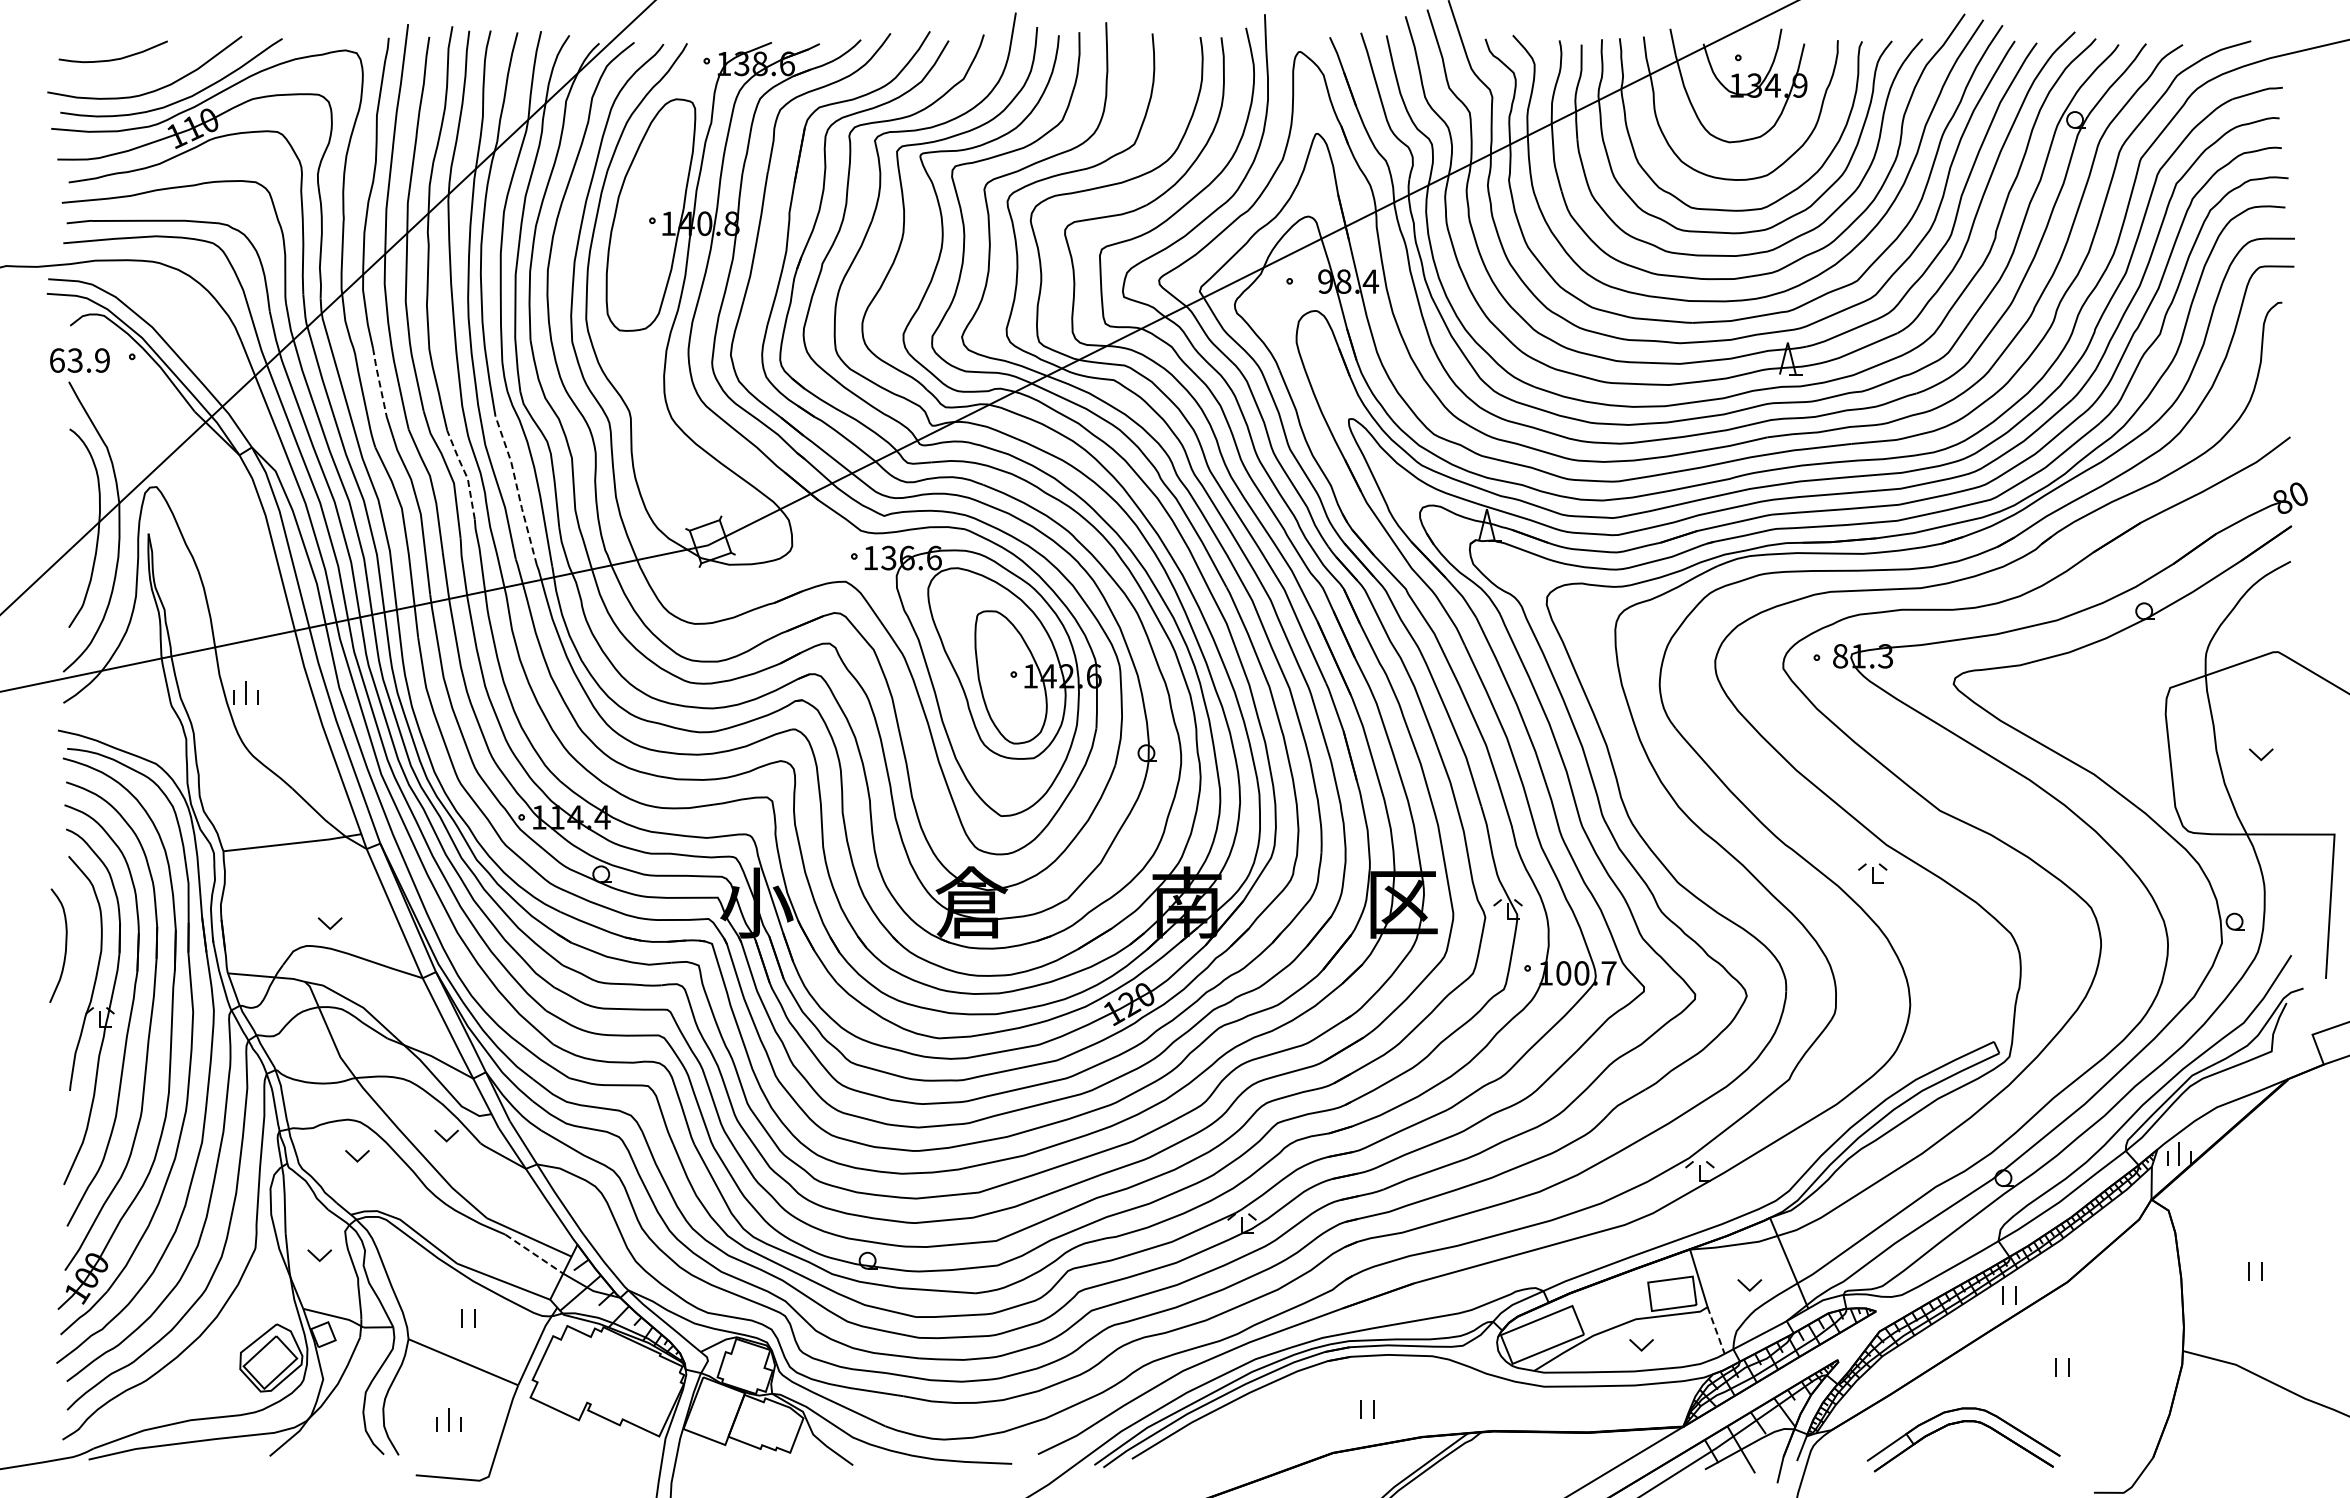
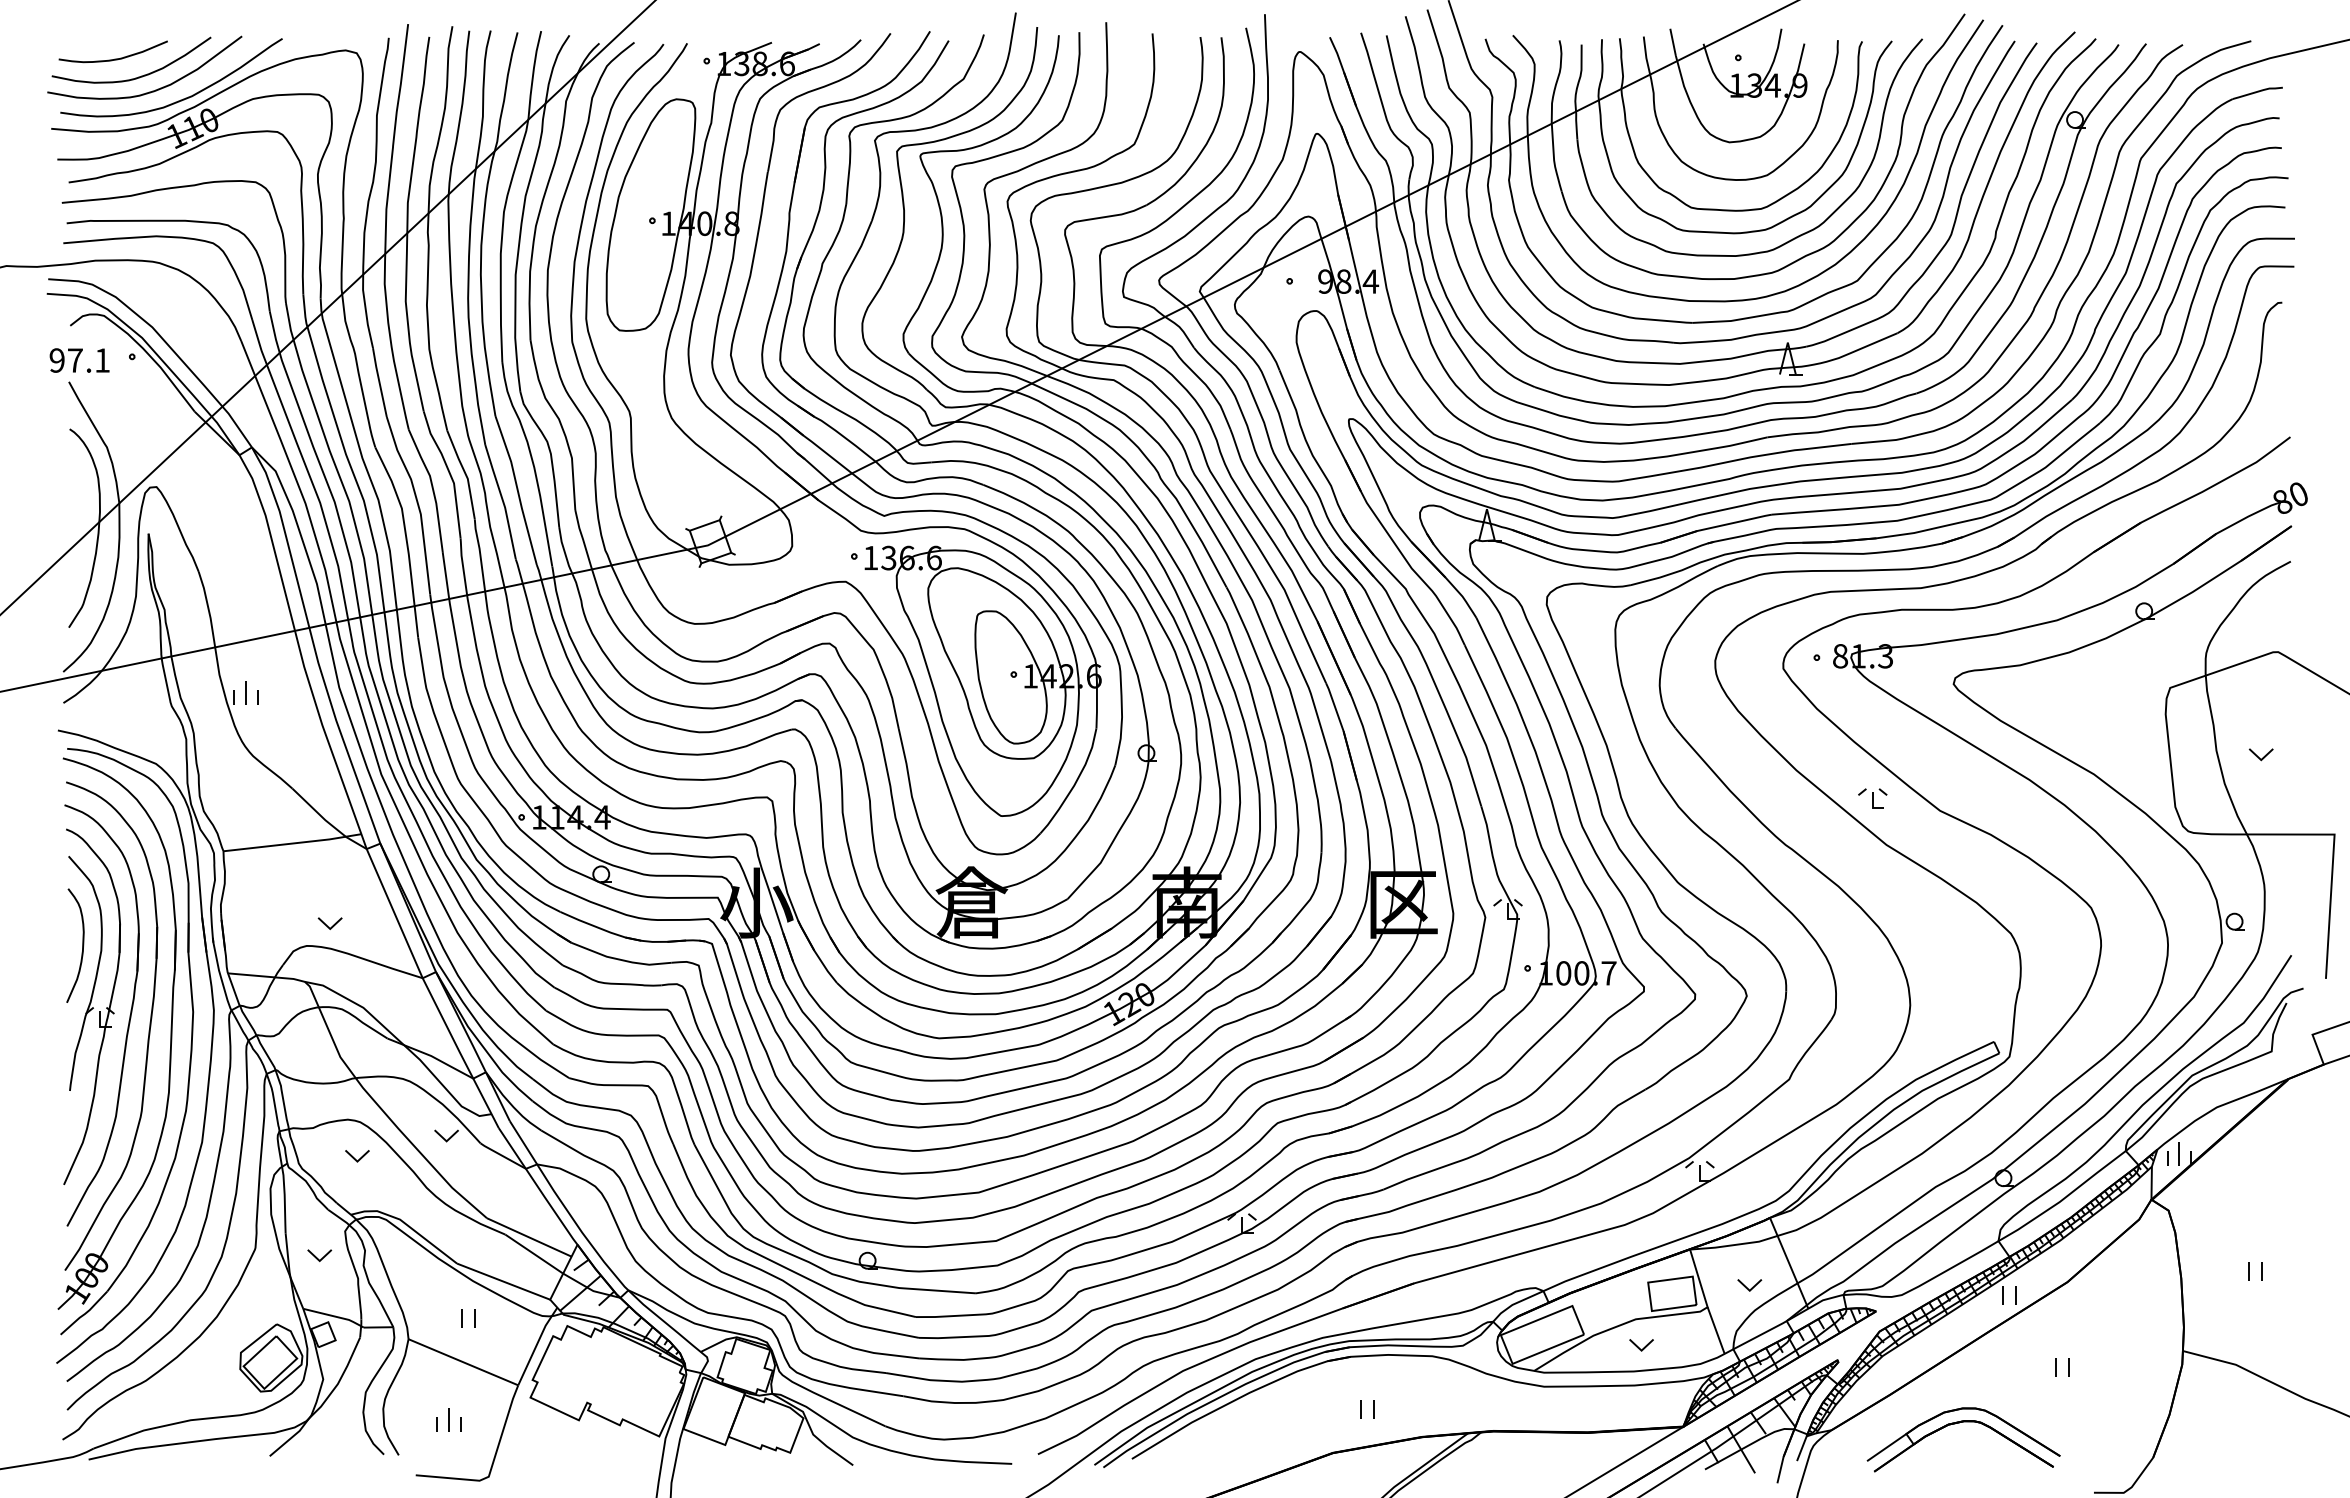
curve: none -> present (138, 76)
text: 63.9 -> 97.1 (79, 360)
line: dashed -> solid (379, 382)
line: dashed -> solid (465, 473)
line: dashed -> solid (517, 490)
part position: (1872, 873) -> (1872, 798) (1872, 798)
curve position: (65, 945) -> (82, 945) (82, 945)
line: dashed -> solid (534, 1254)
line: dashed -> solid (1716, 1330)
